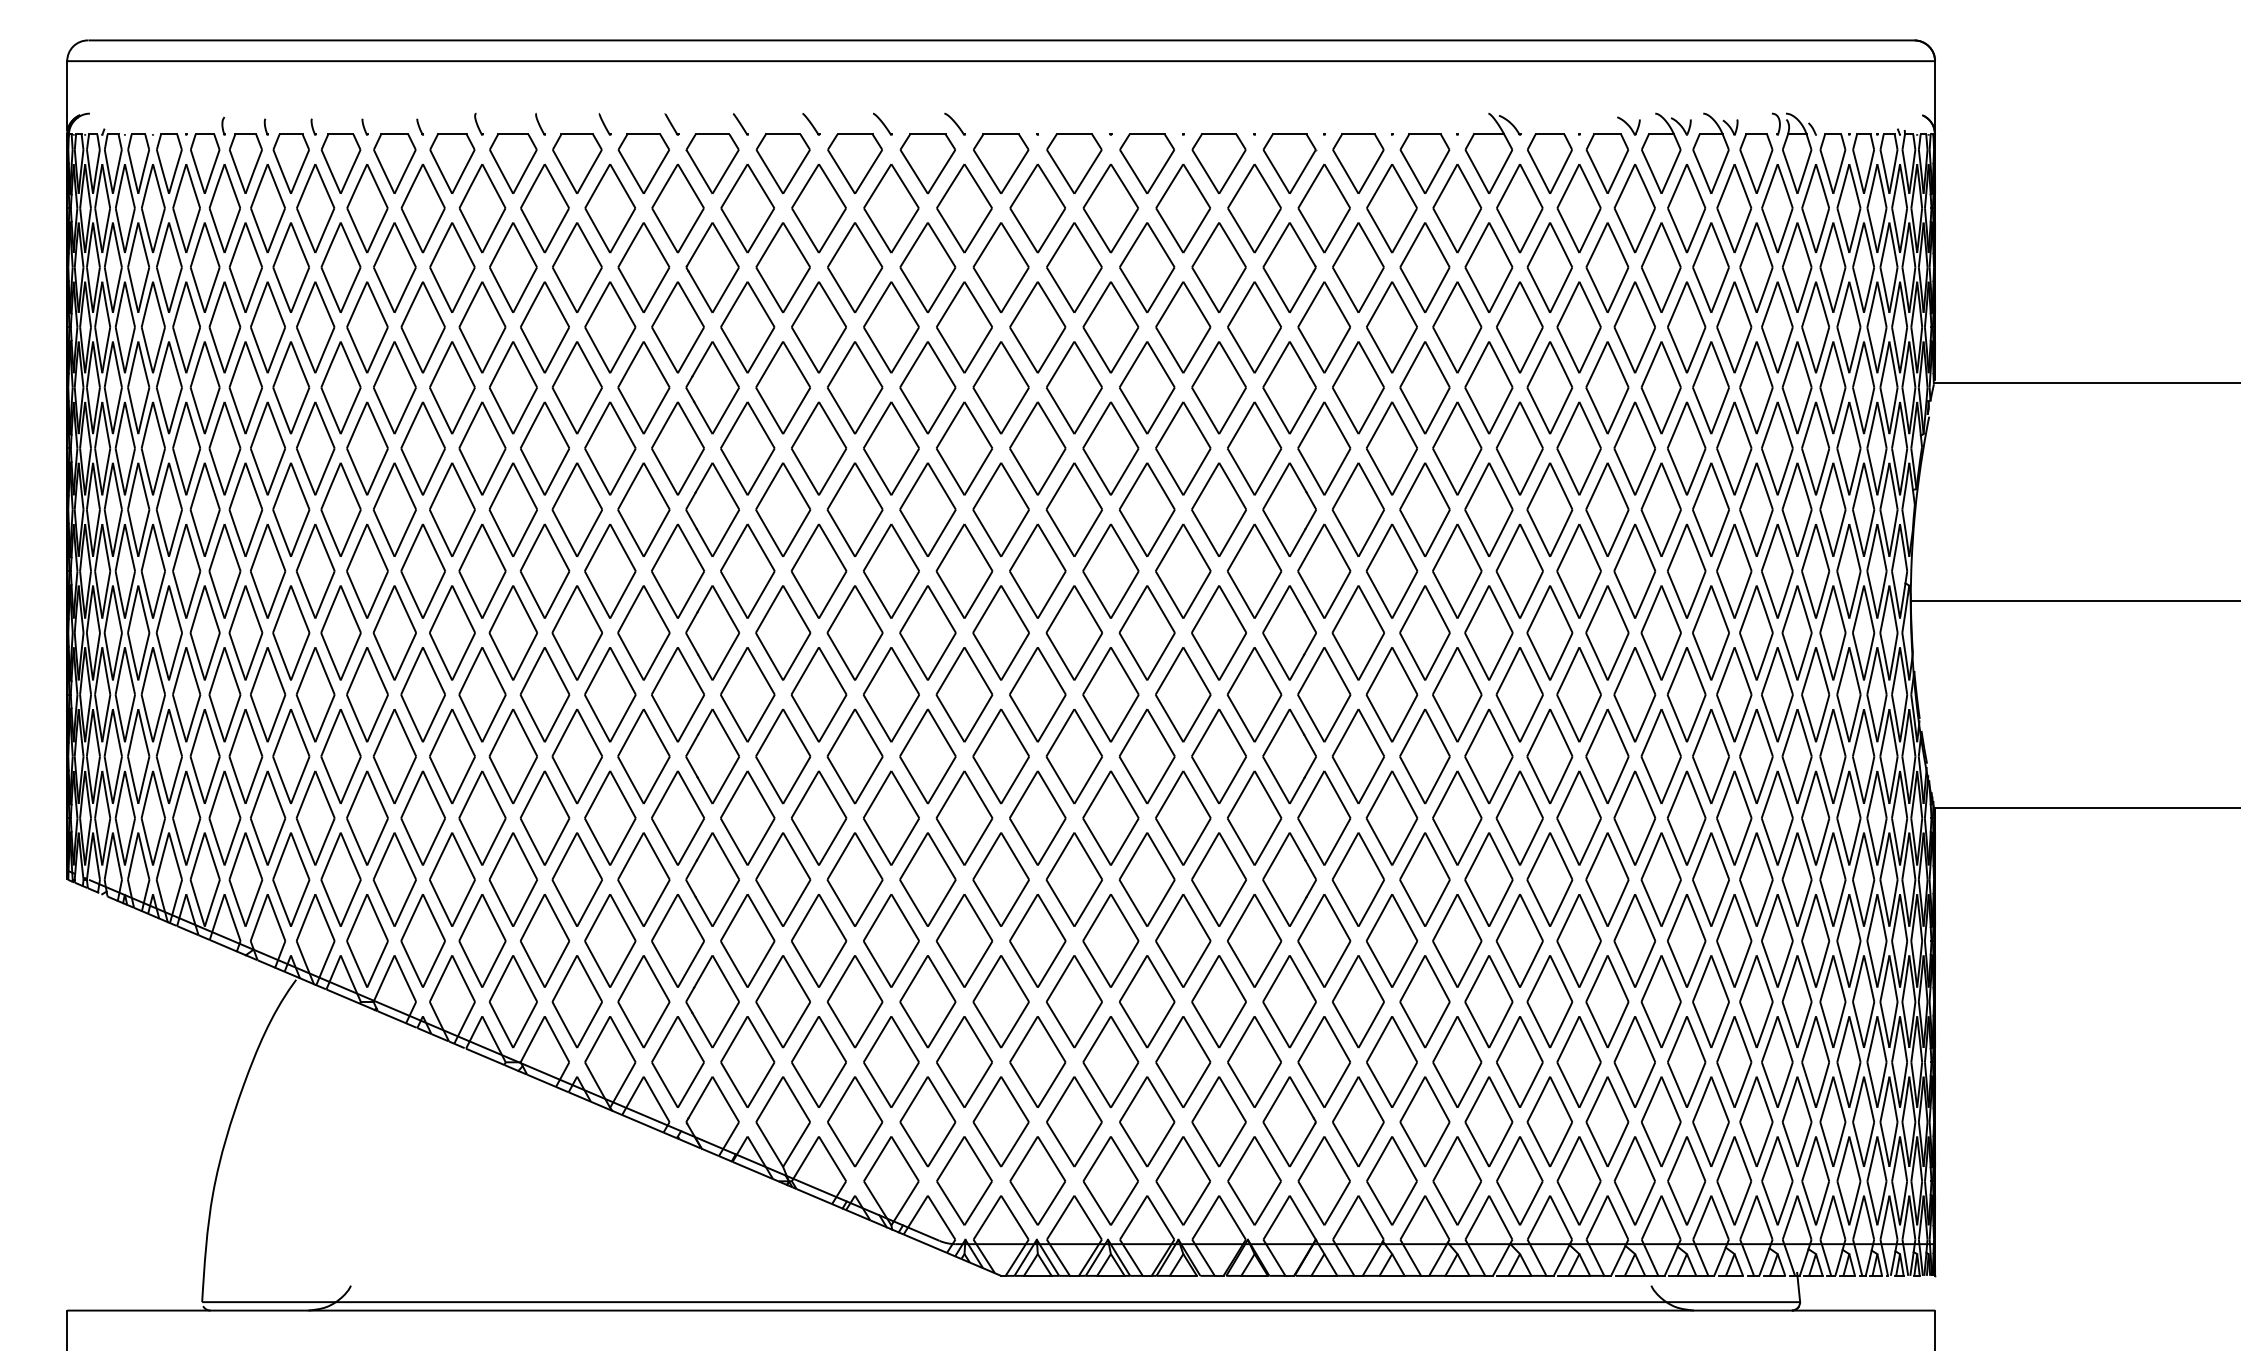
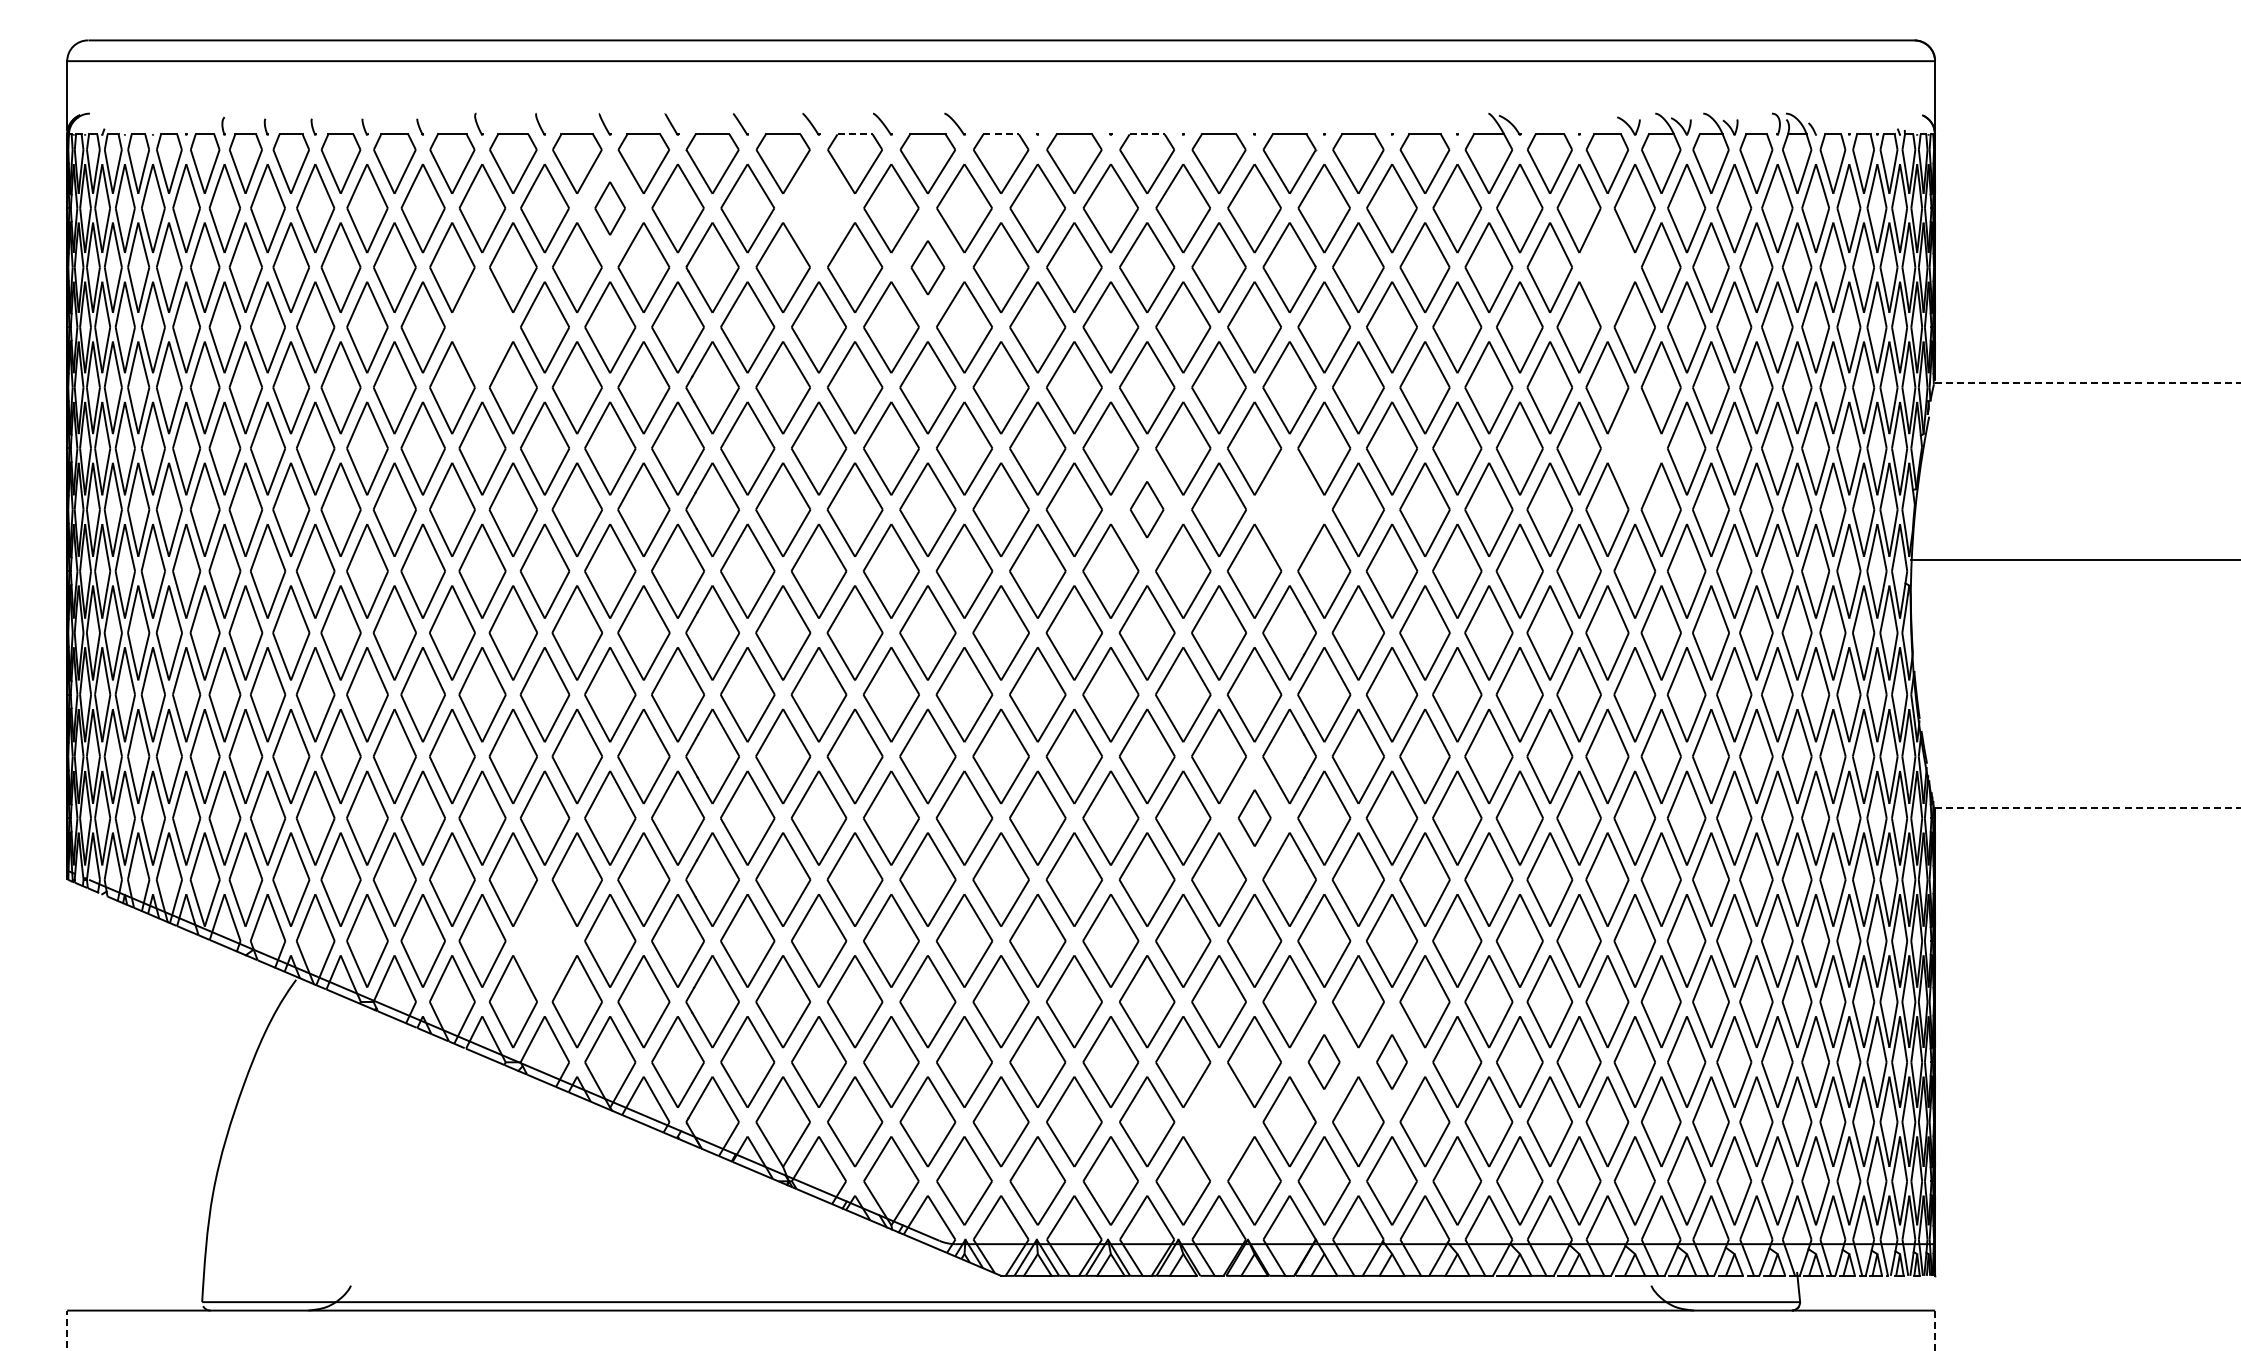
line: solid -> dashed (855, 134)
line: solid -> dashed (1001, 134)
line: solid -> dashed (1147, 134)
part size: 52x91 px -> 32x55 px (609, 208)
part: present -> none (818, 208)
part size: 58x92 px -> 36x56 px (927, 267)
part: present -> none (1607, 267)
part: present -> none (482, 327)
line: solid -> dashed (2086, 383)
part: present -> none (1634, 448)
part size: 58x95 px -> 36x58 px (1146, 509)
part: present -> none (1289, 509)
line position: (2073, 600) -> (2073, 559) (2073, 559)
line: solid -> dashed (2087, 808)
part size: 56x96 px -> 34x58 px (1254, 817)
part: present -> none (545, 940)
part size: 54x92 px -> 34x56 px (1323, 1061)
part size: 52x92 px -> 32x56 px (1391, 1061)
part: present -> none (1218, 1121)
line: solid -> dashed (67, 1330)
line: solid -> dashed (1935, 1330)
